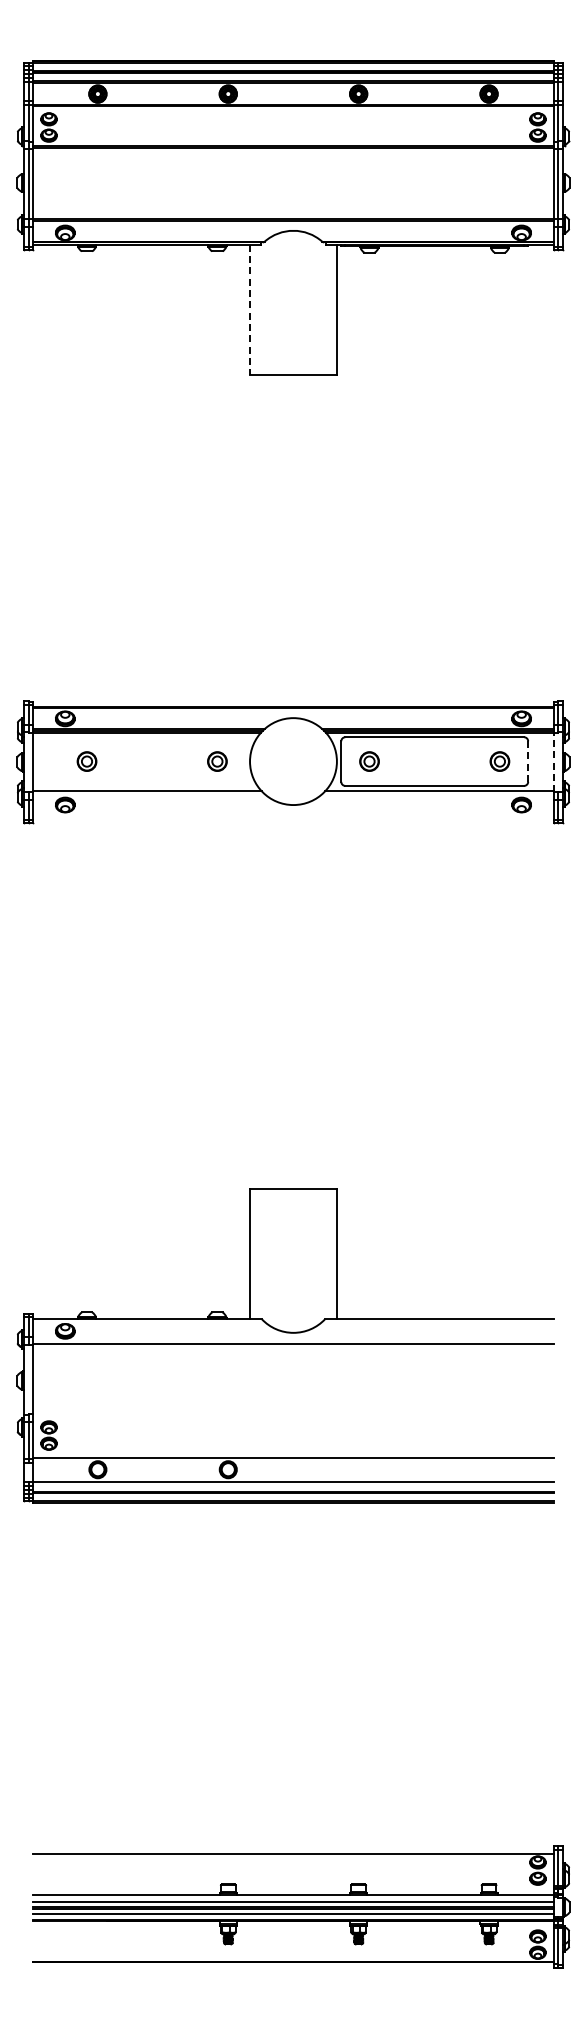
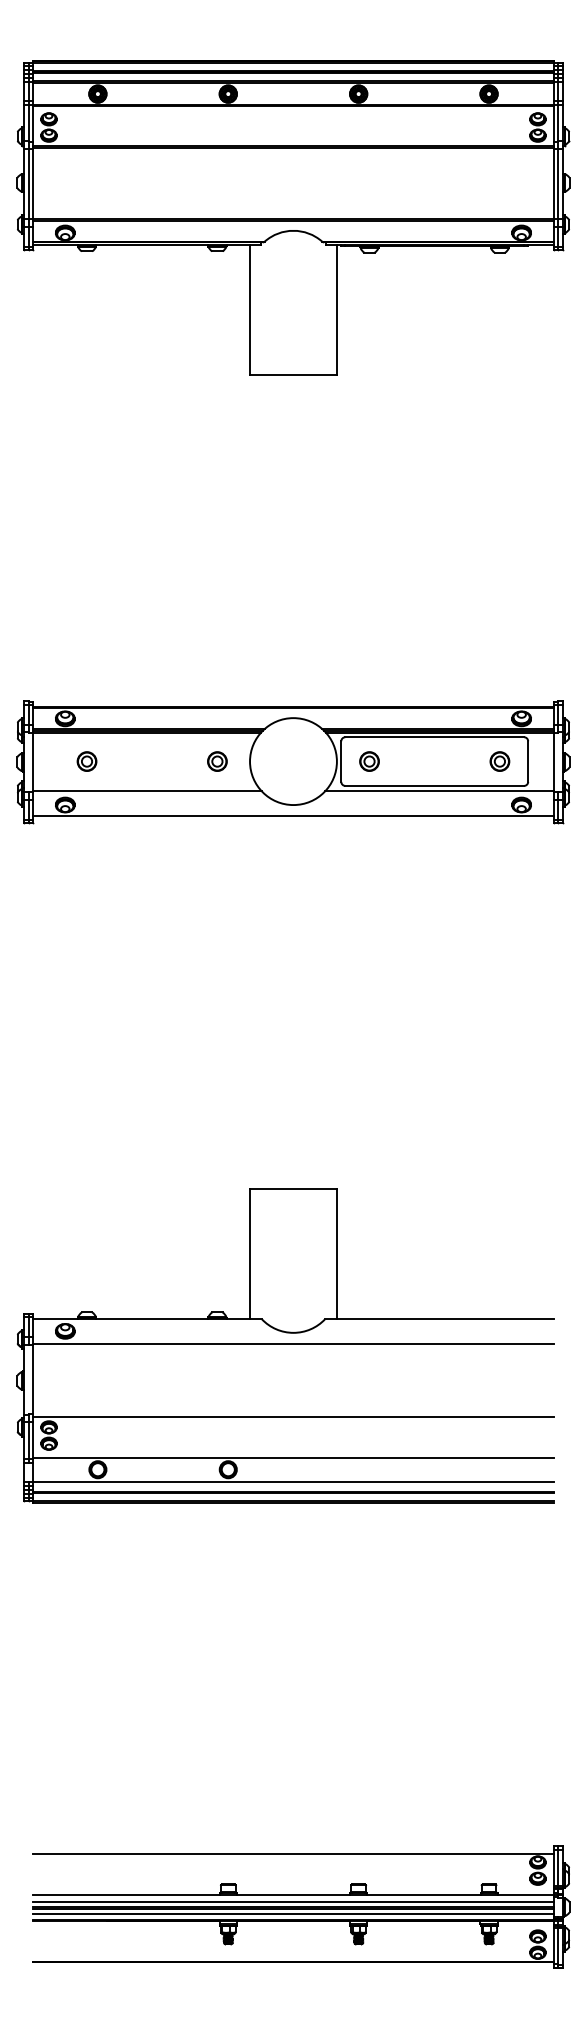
line: dashed -> solid (250, 310)
line: dashed -> solid (528, 761)
line: dashed -> solid (554, 762)
line: none -> present (293, 815)
line: none -> present (293, 1417)
